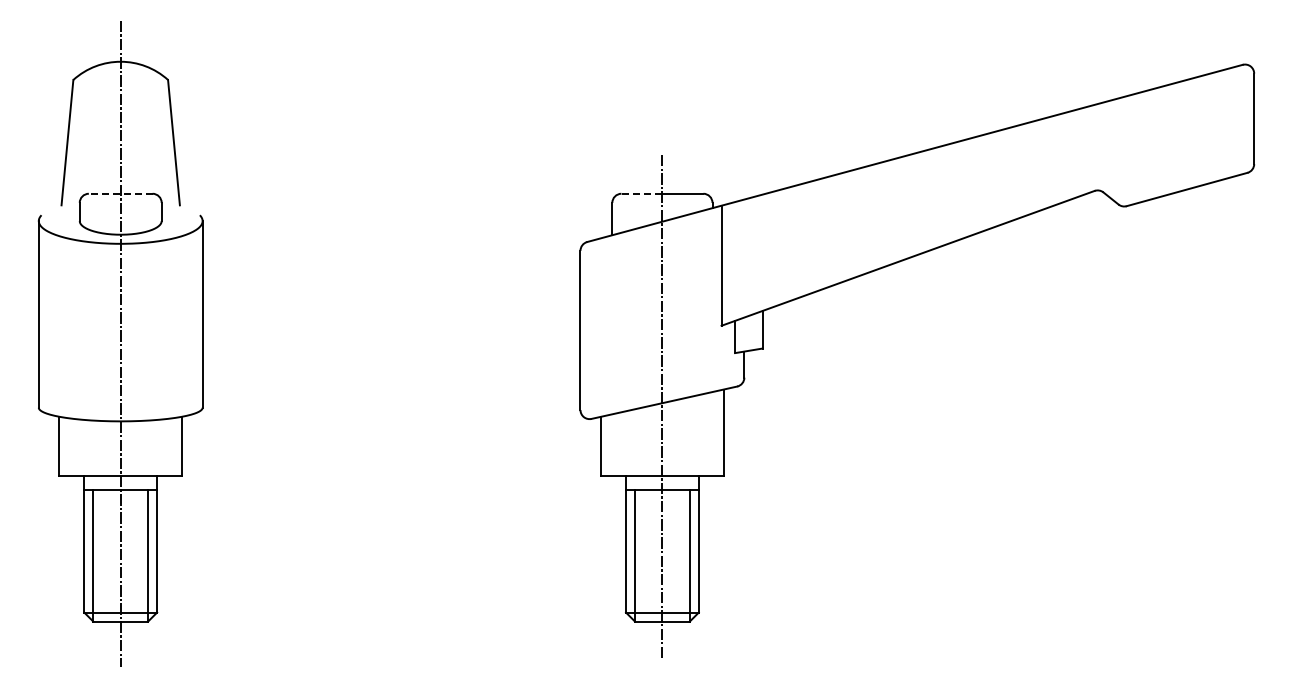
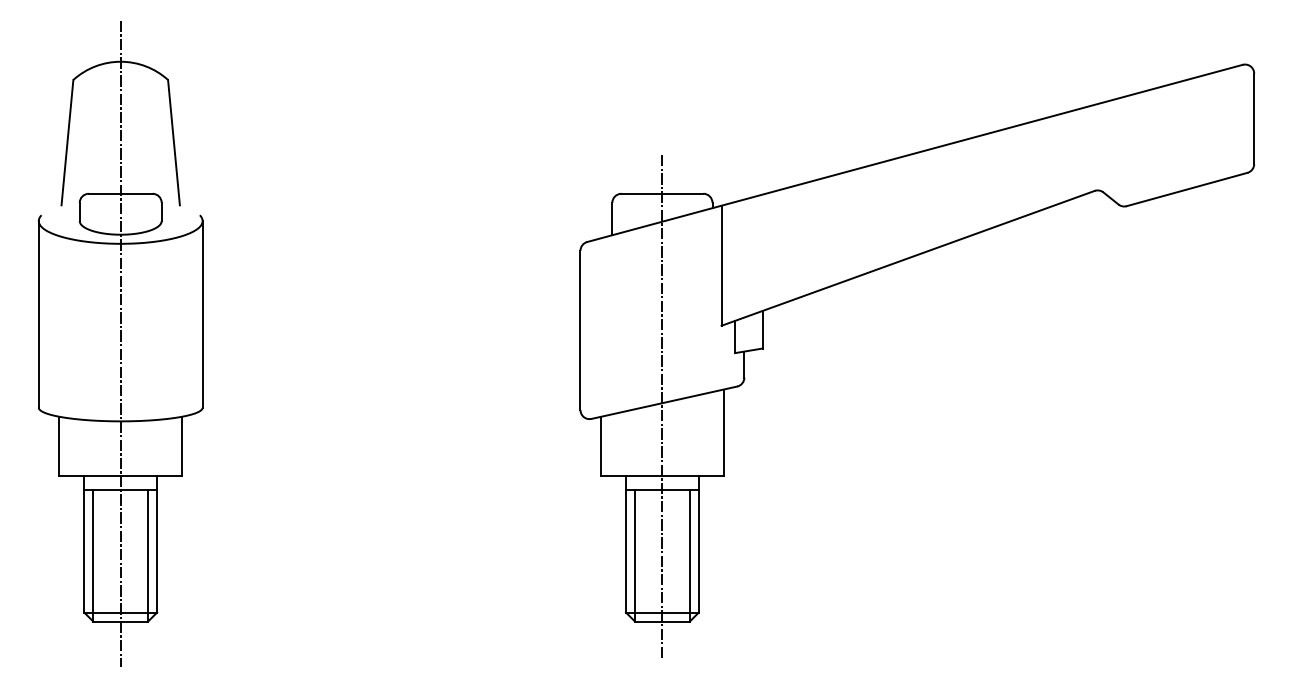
line: dashed -> solid (120, 193)
line: dashed -> solid (641, 193)
